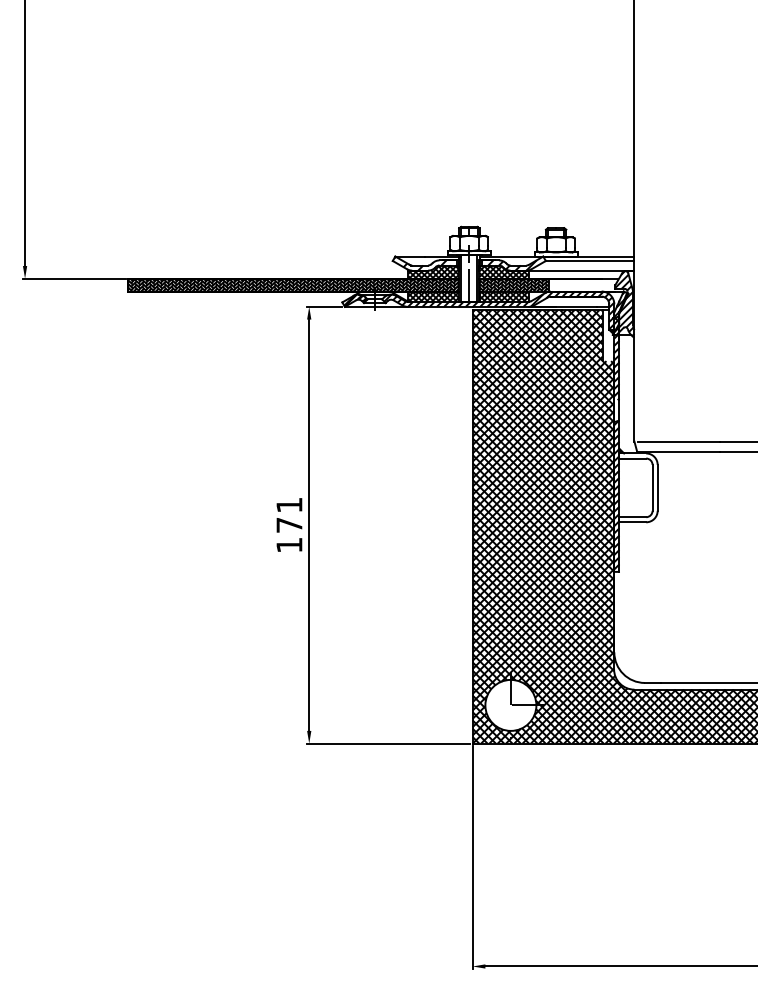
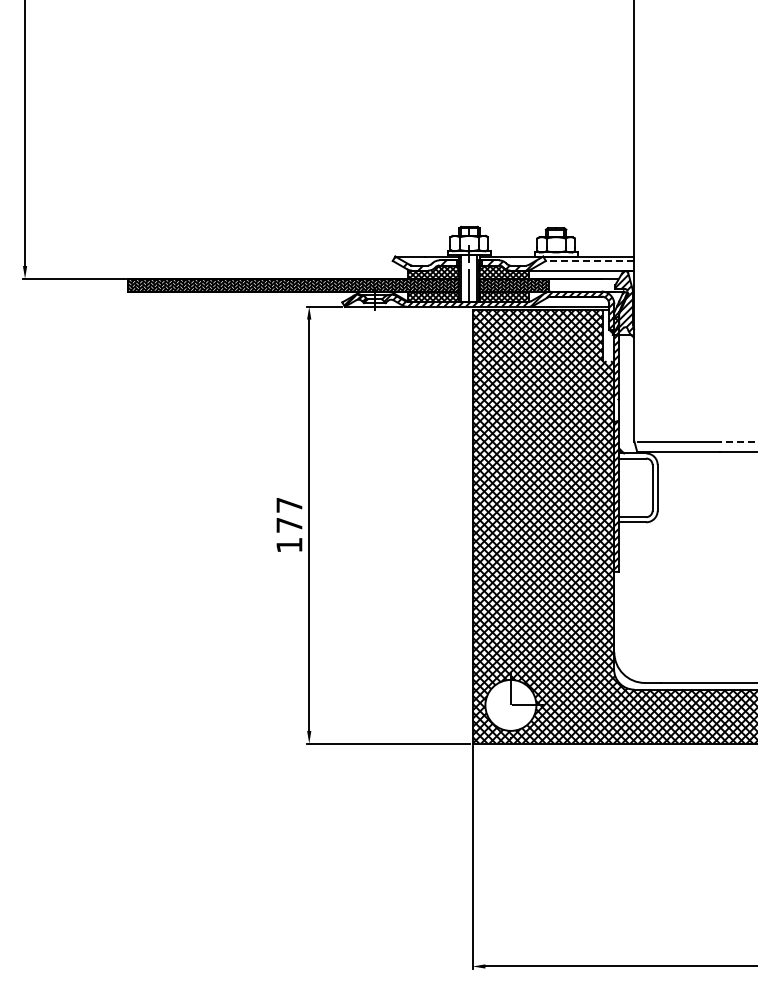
line: solid -> dashed (589, 261)
line: solid -> dashed (738, 441)
text: 171 -> 177 (289, 505)
